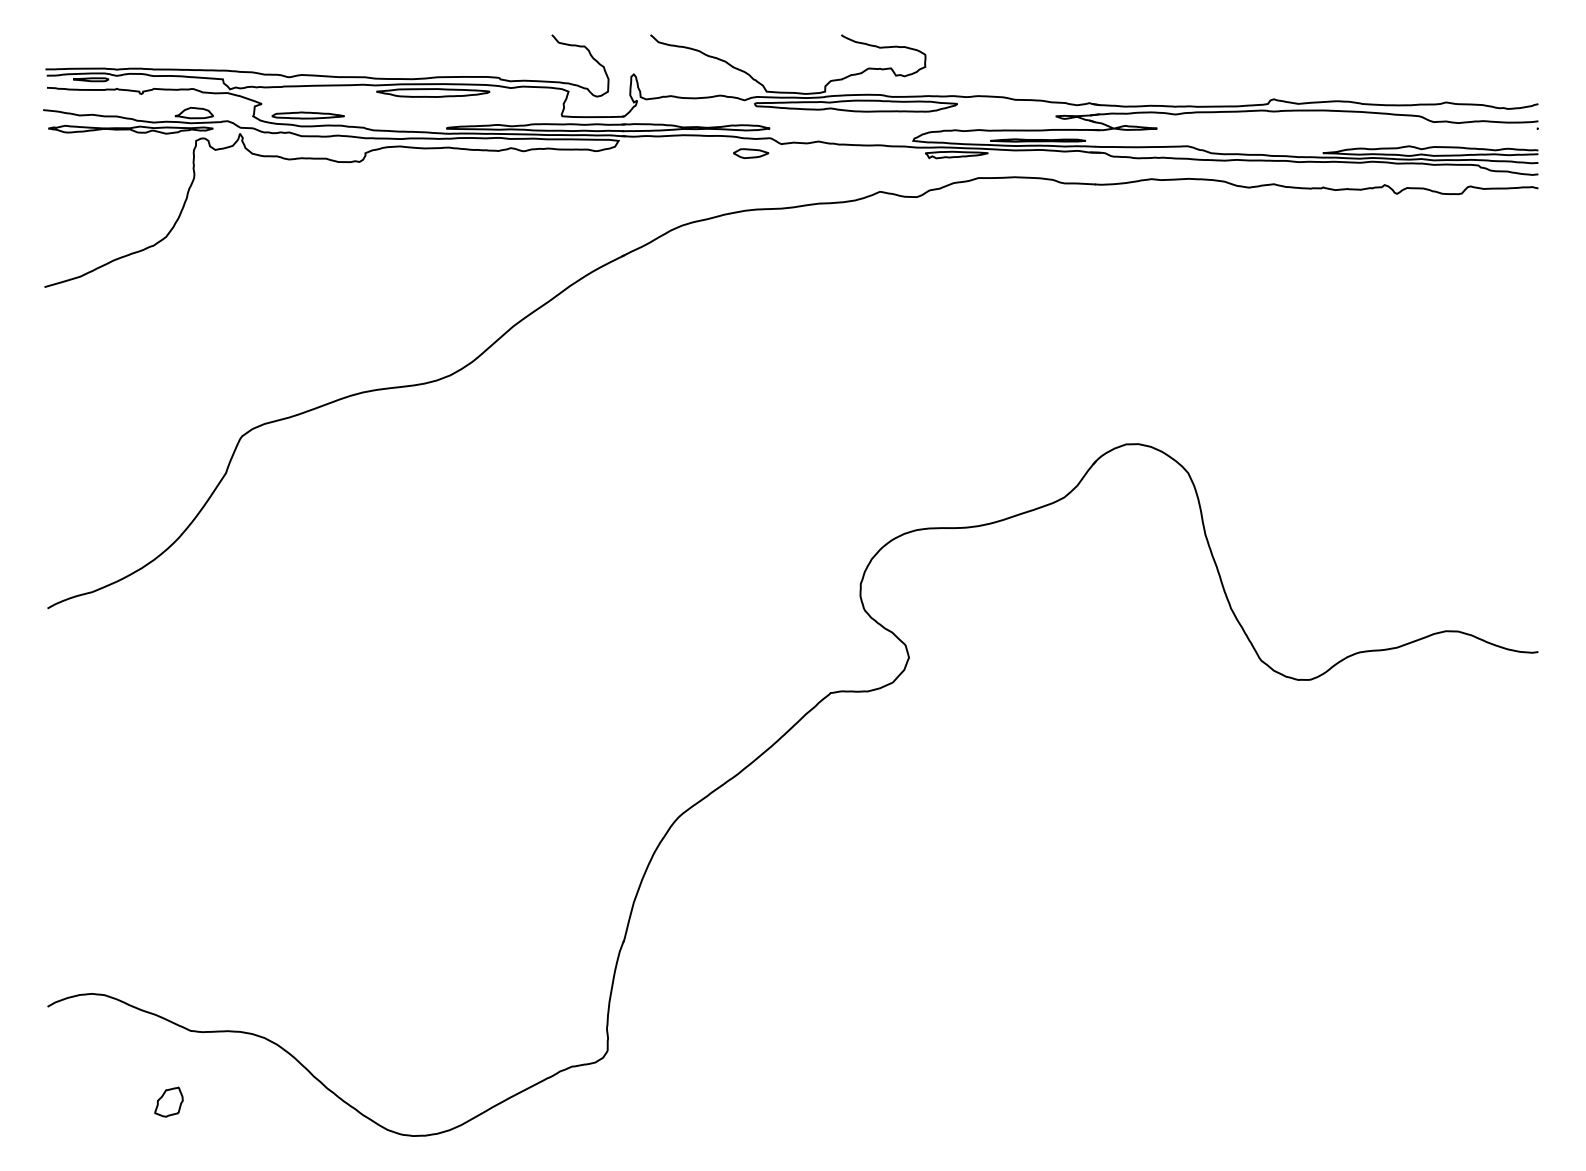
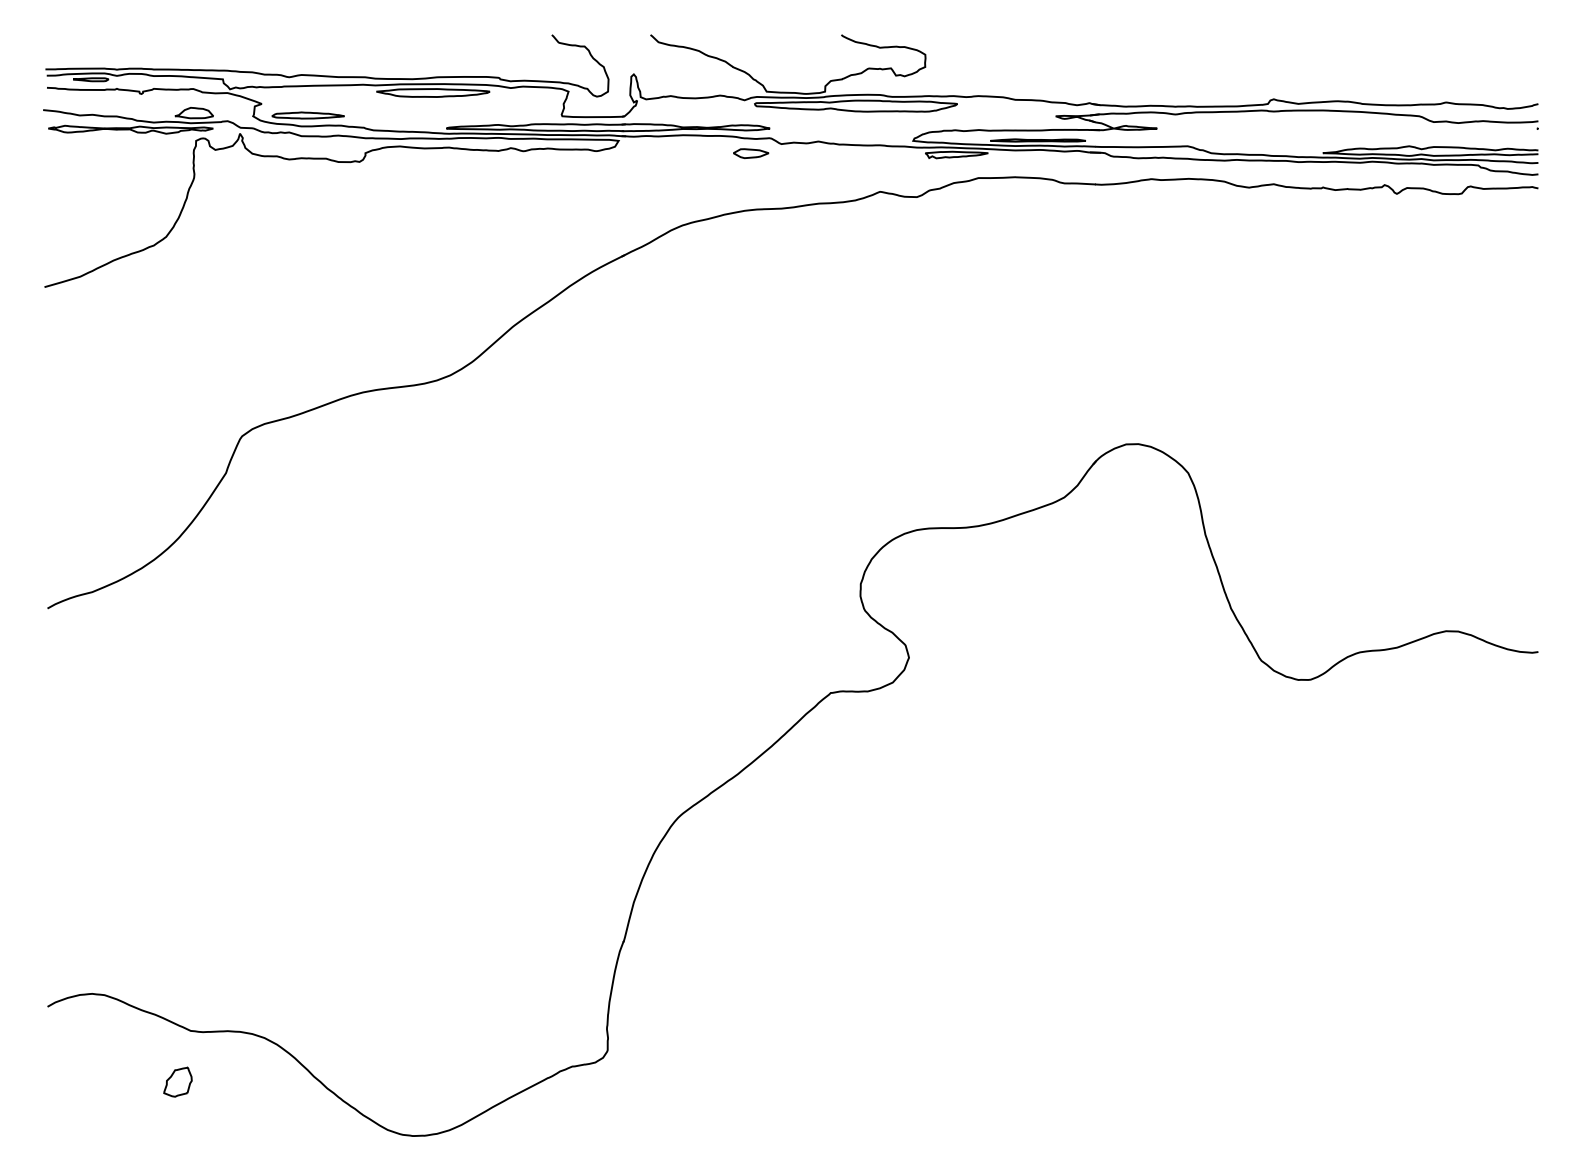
part position: (168, 1101) -> (177, 1081) (177, 1081)
